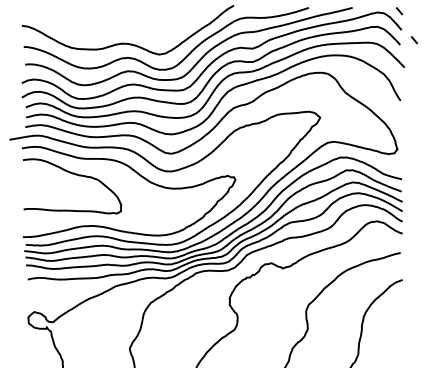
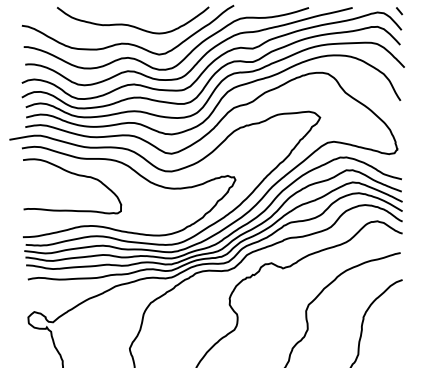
curve: none -> present (133, 25)
line: present -> none (414, 40)
